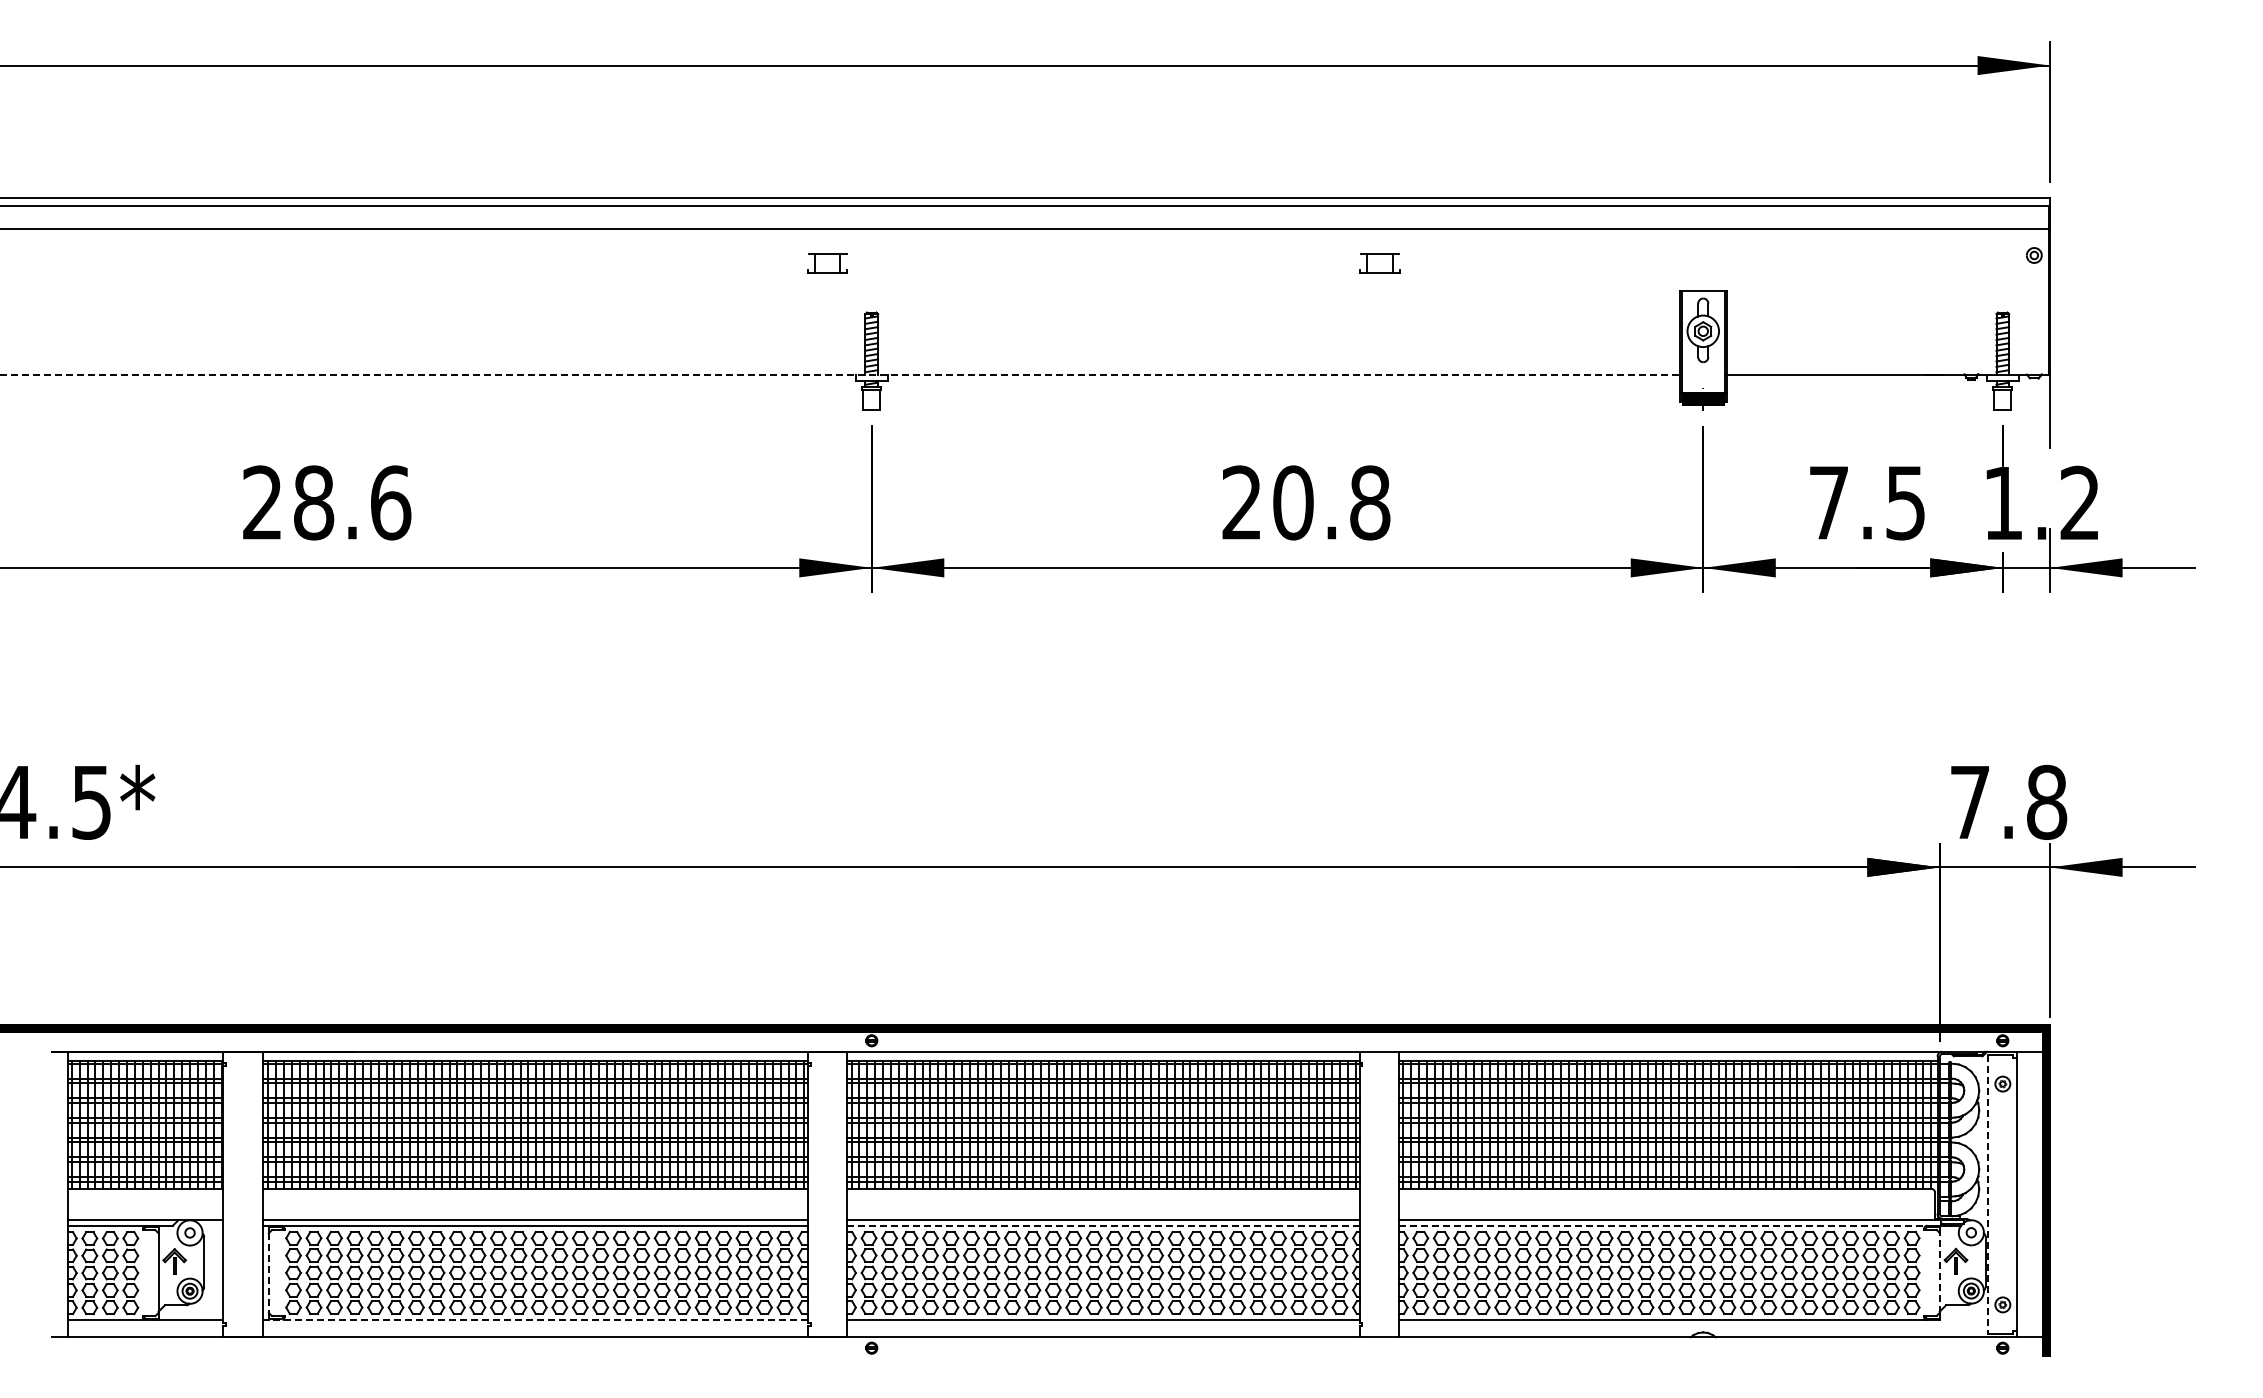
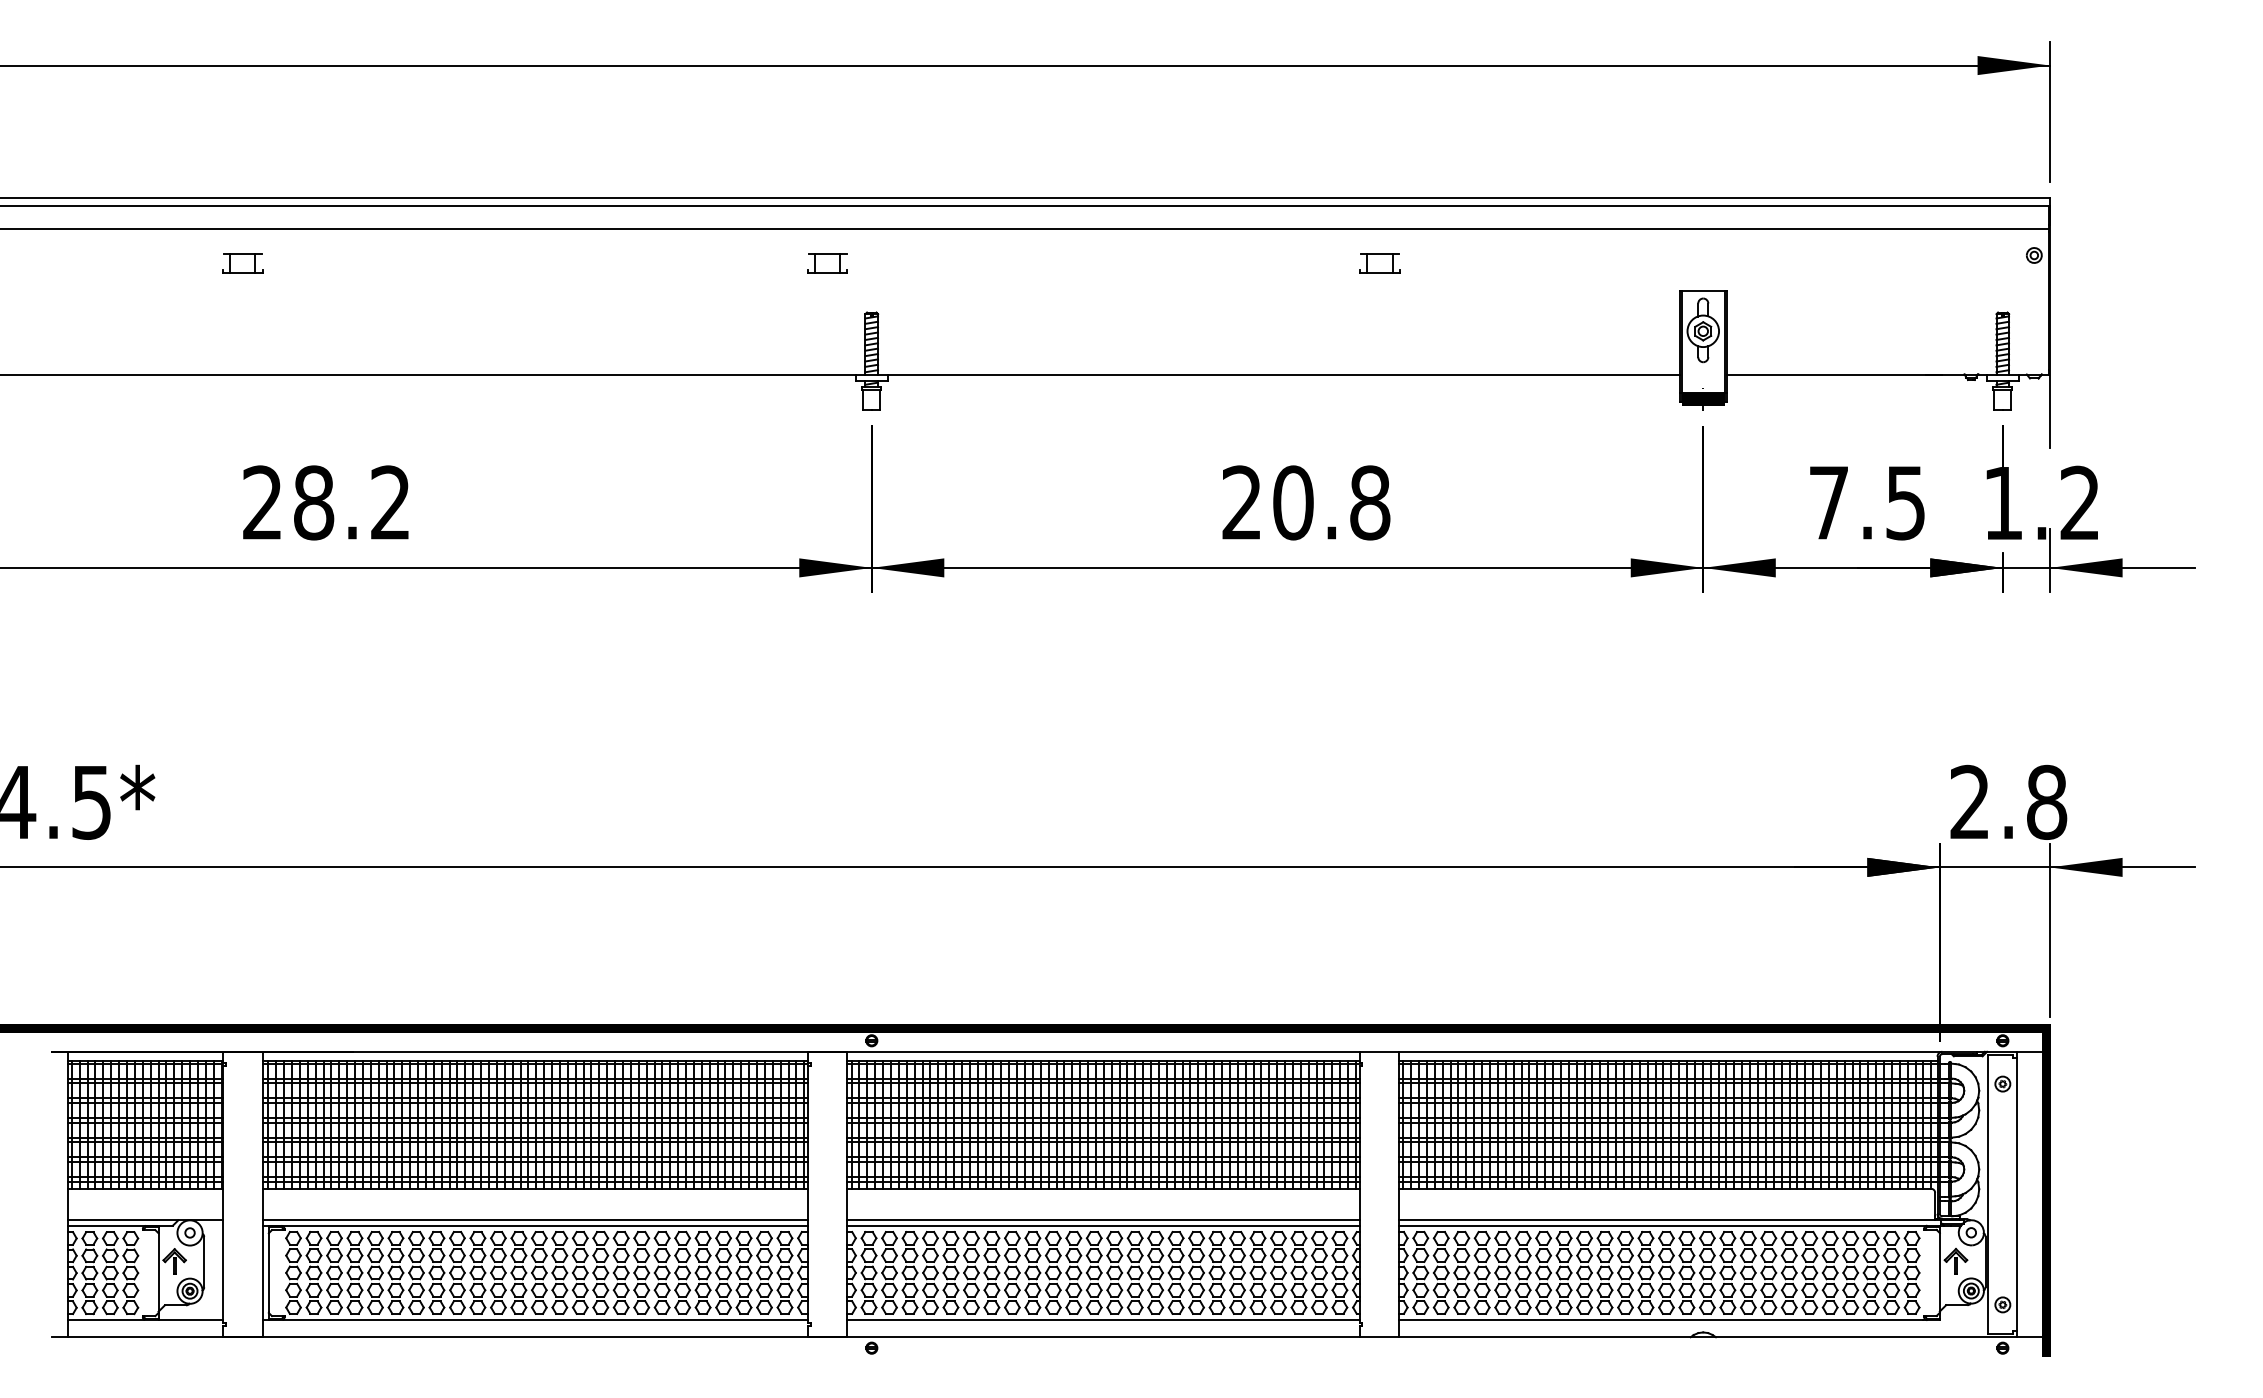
part: none -> present (242, 263)
line: dashed -> solid (840, 374)
text: 28.6 -> 28.2 (391, 502)
text: 7.8 -> 2.8 (1969, 801)
line: dashed -> solid (1987, 1194)
line: dashed -> solid (1104, 1225)
line: dashed -> solid (1663, 1225)
line: dashed -> solid (1939, 1272)
line: dashed -> solid (268, 1273)
line: dashed -> solid (535, 1320)
